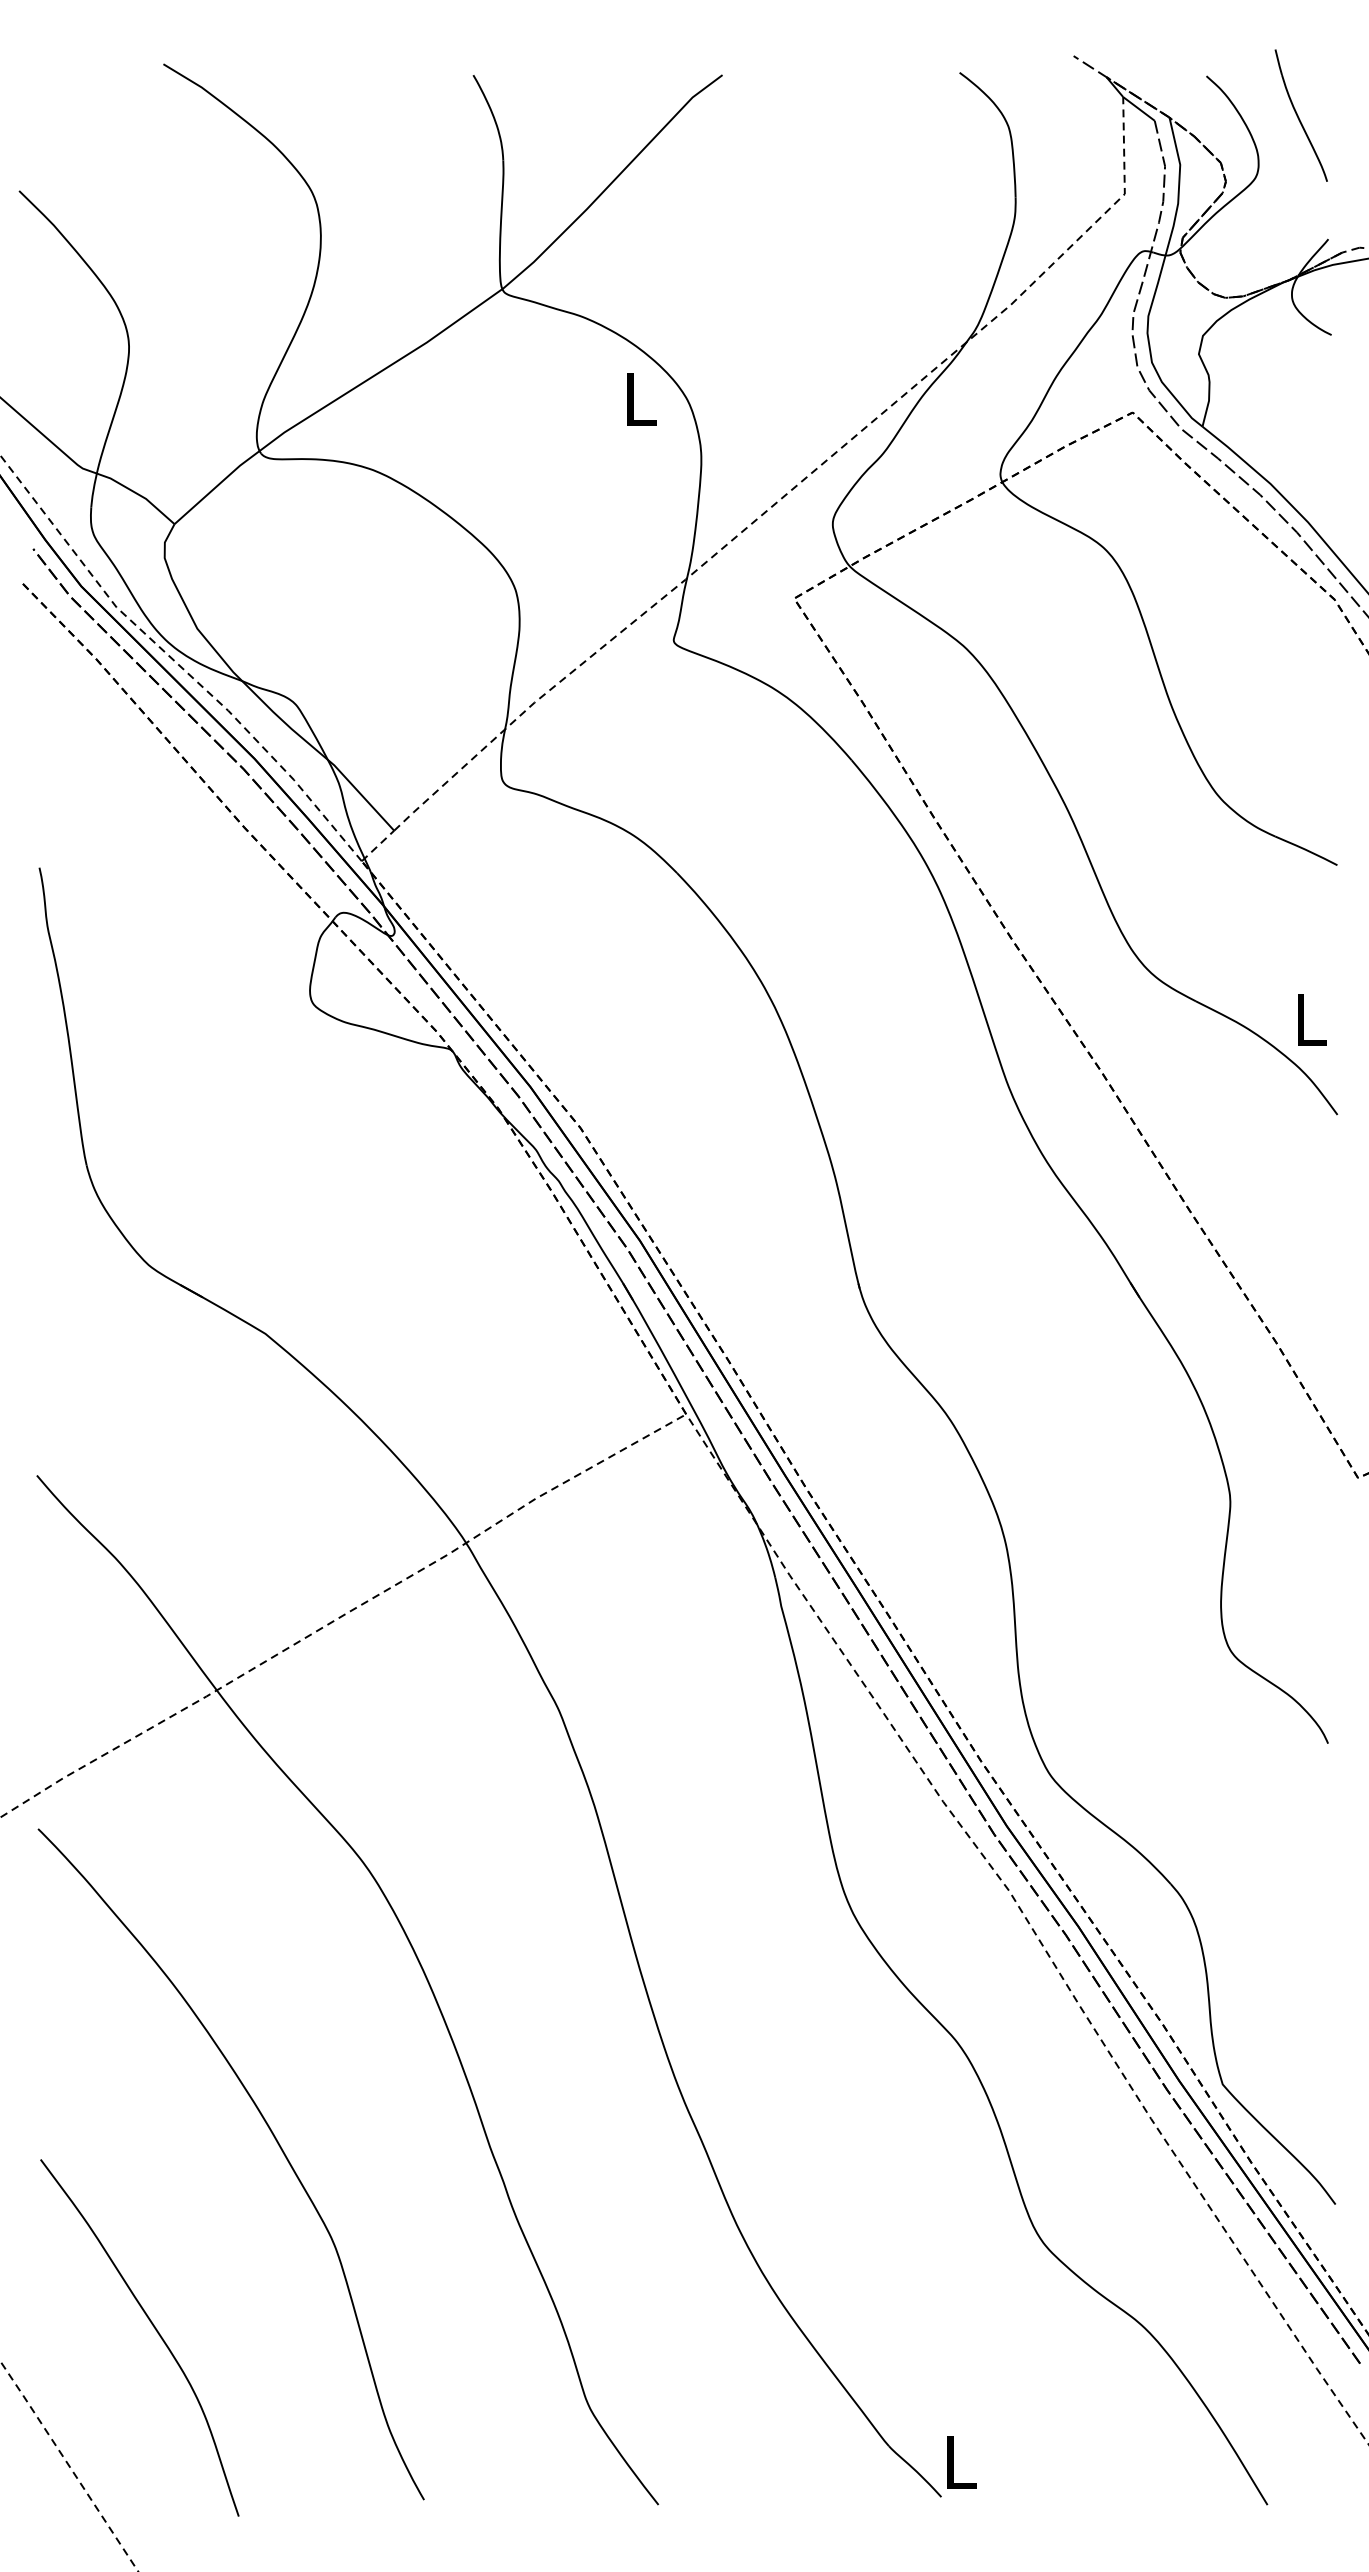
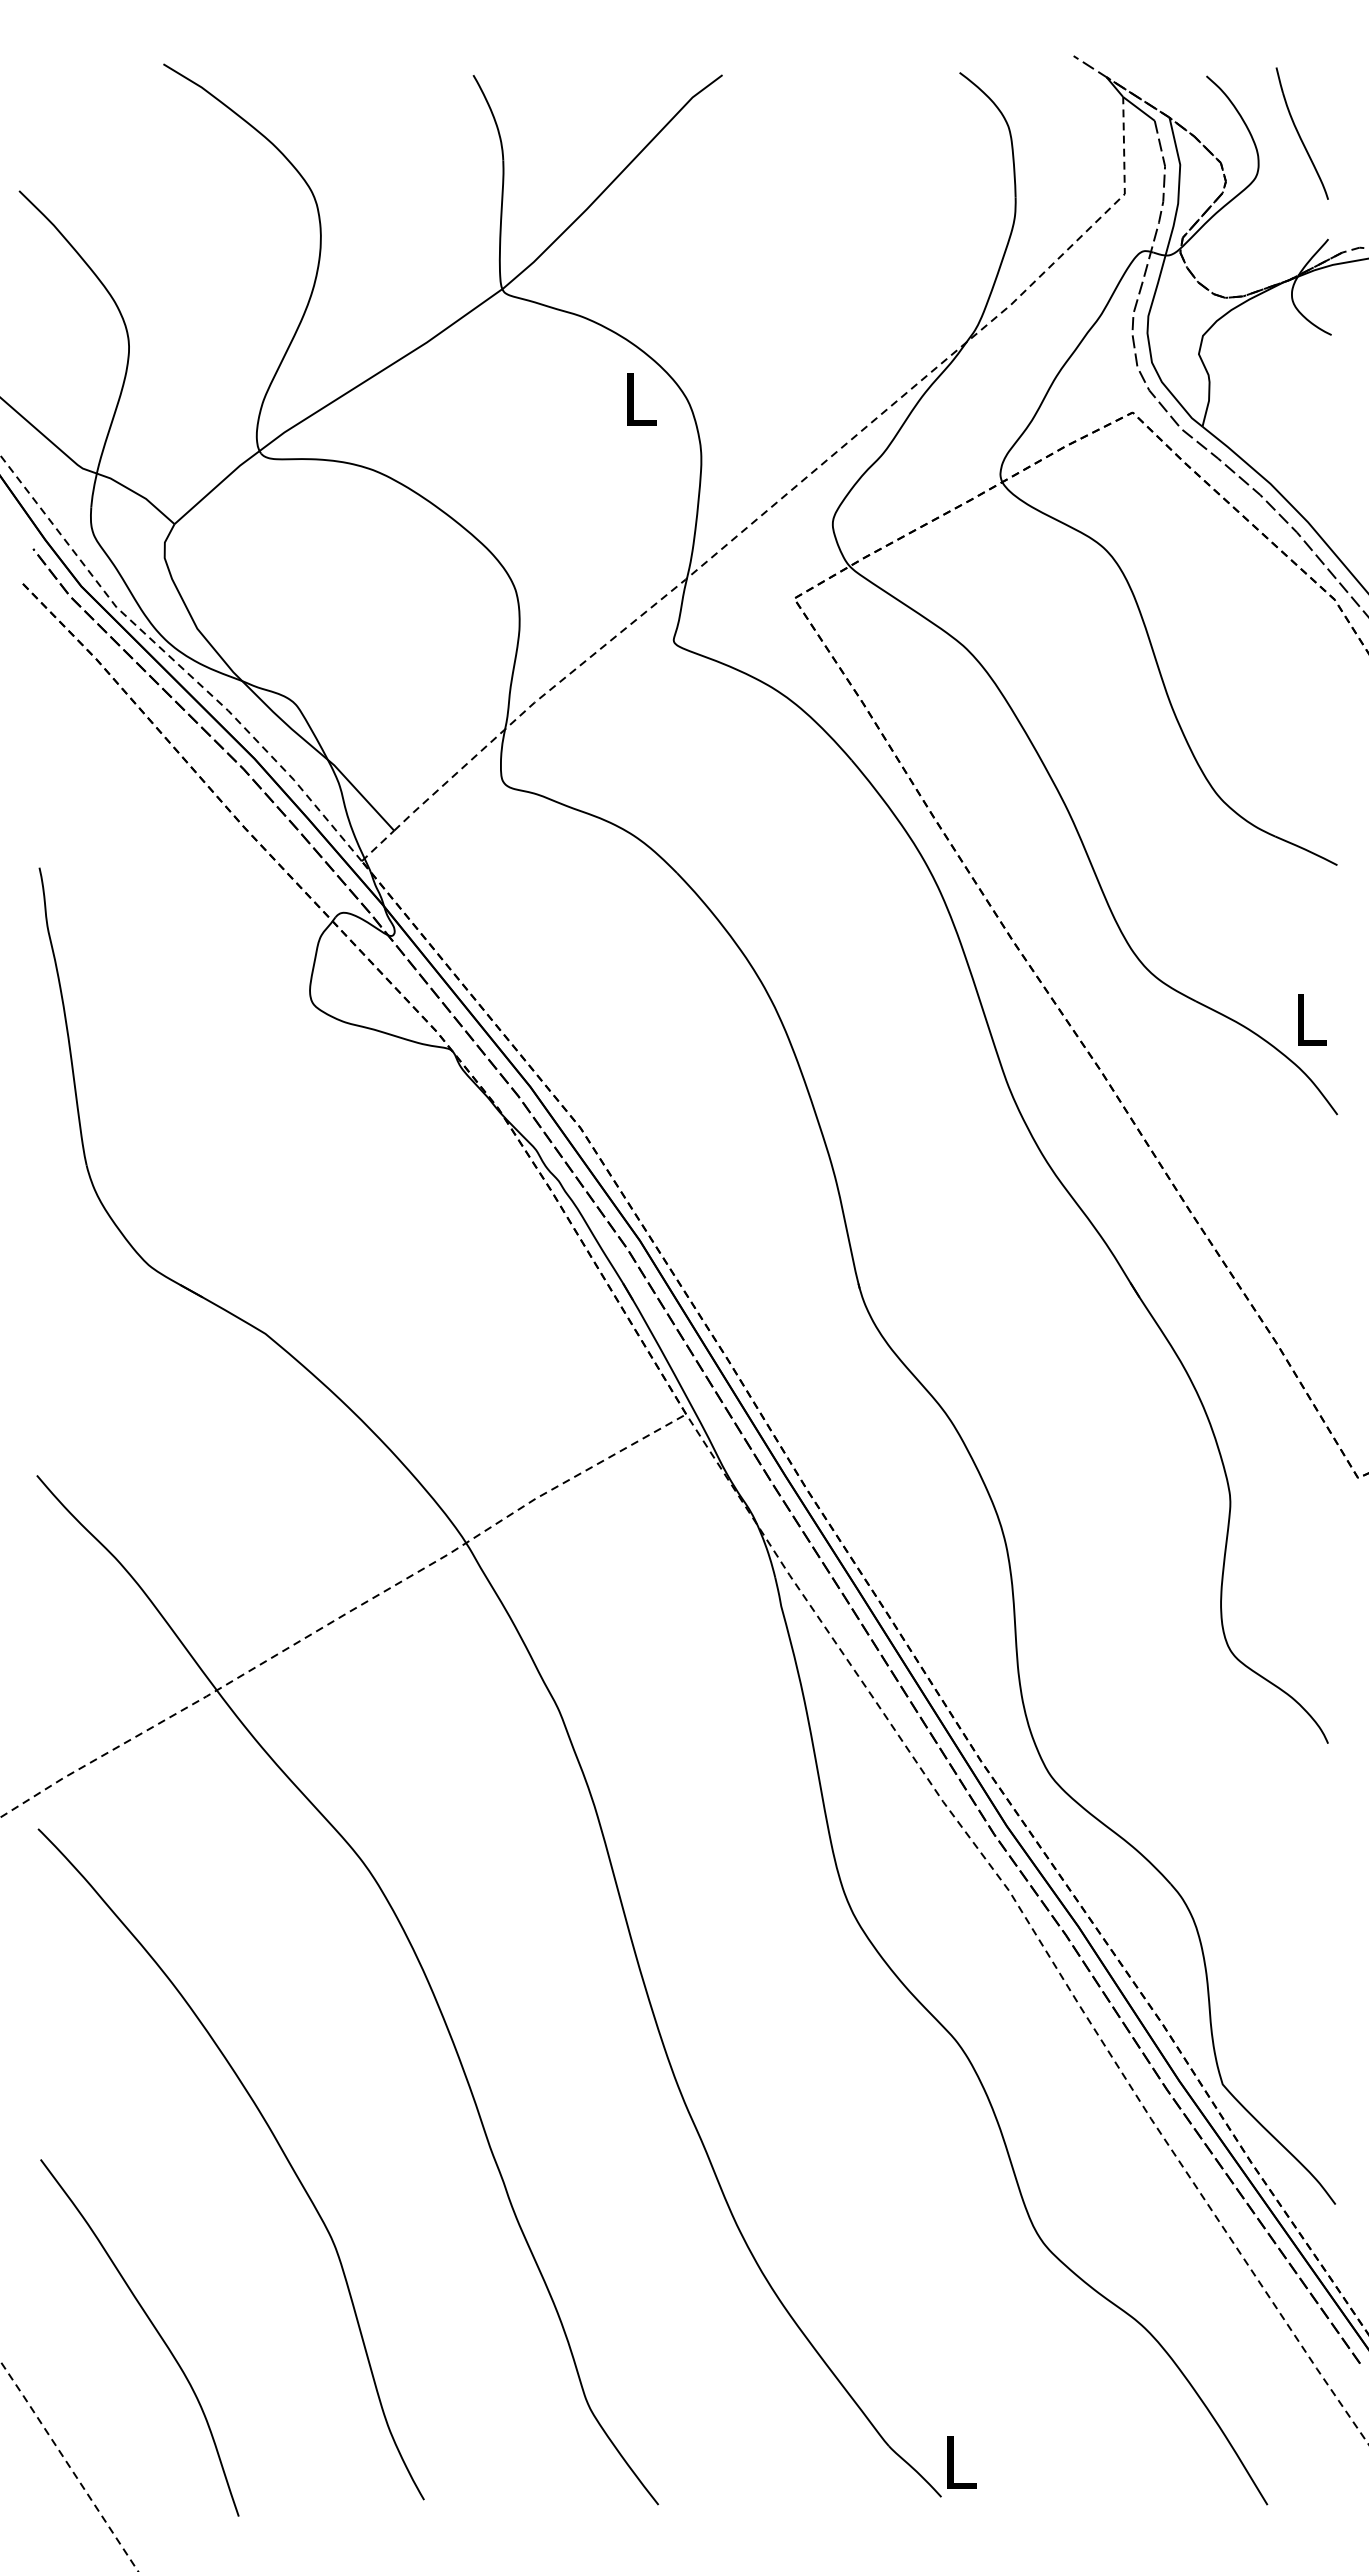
part position: (1300, 115) -> (1301, 133) (1301, 133)
